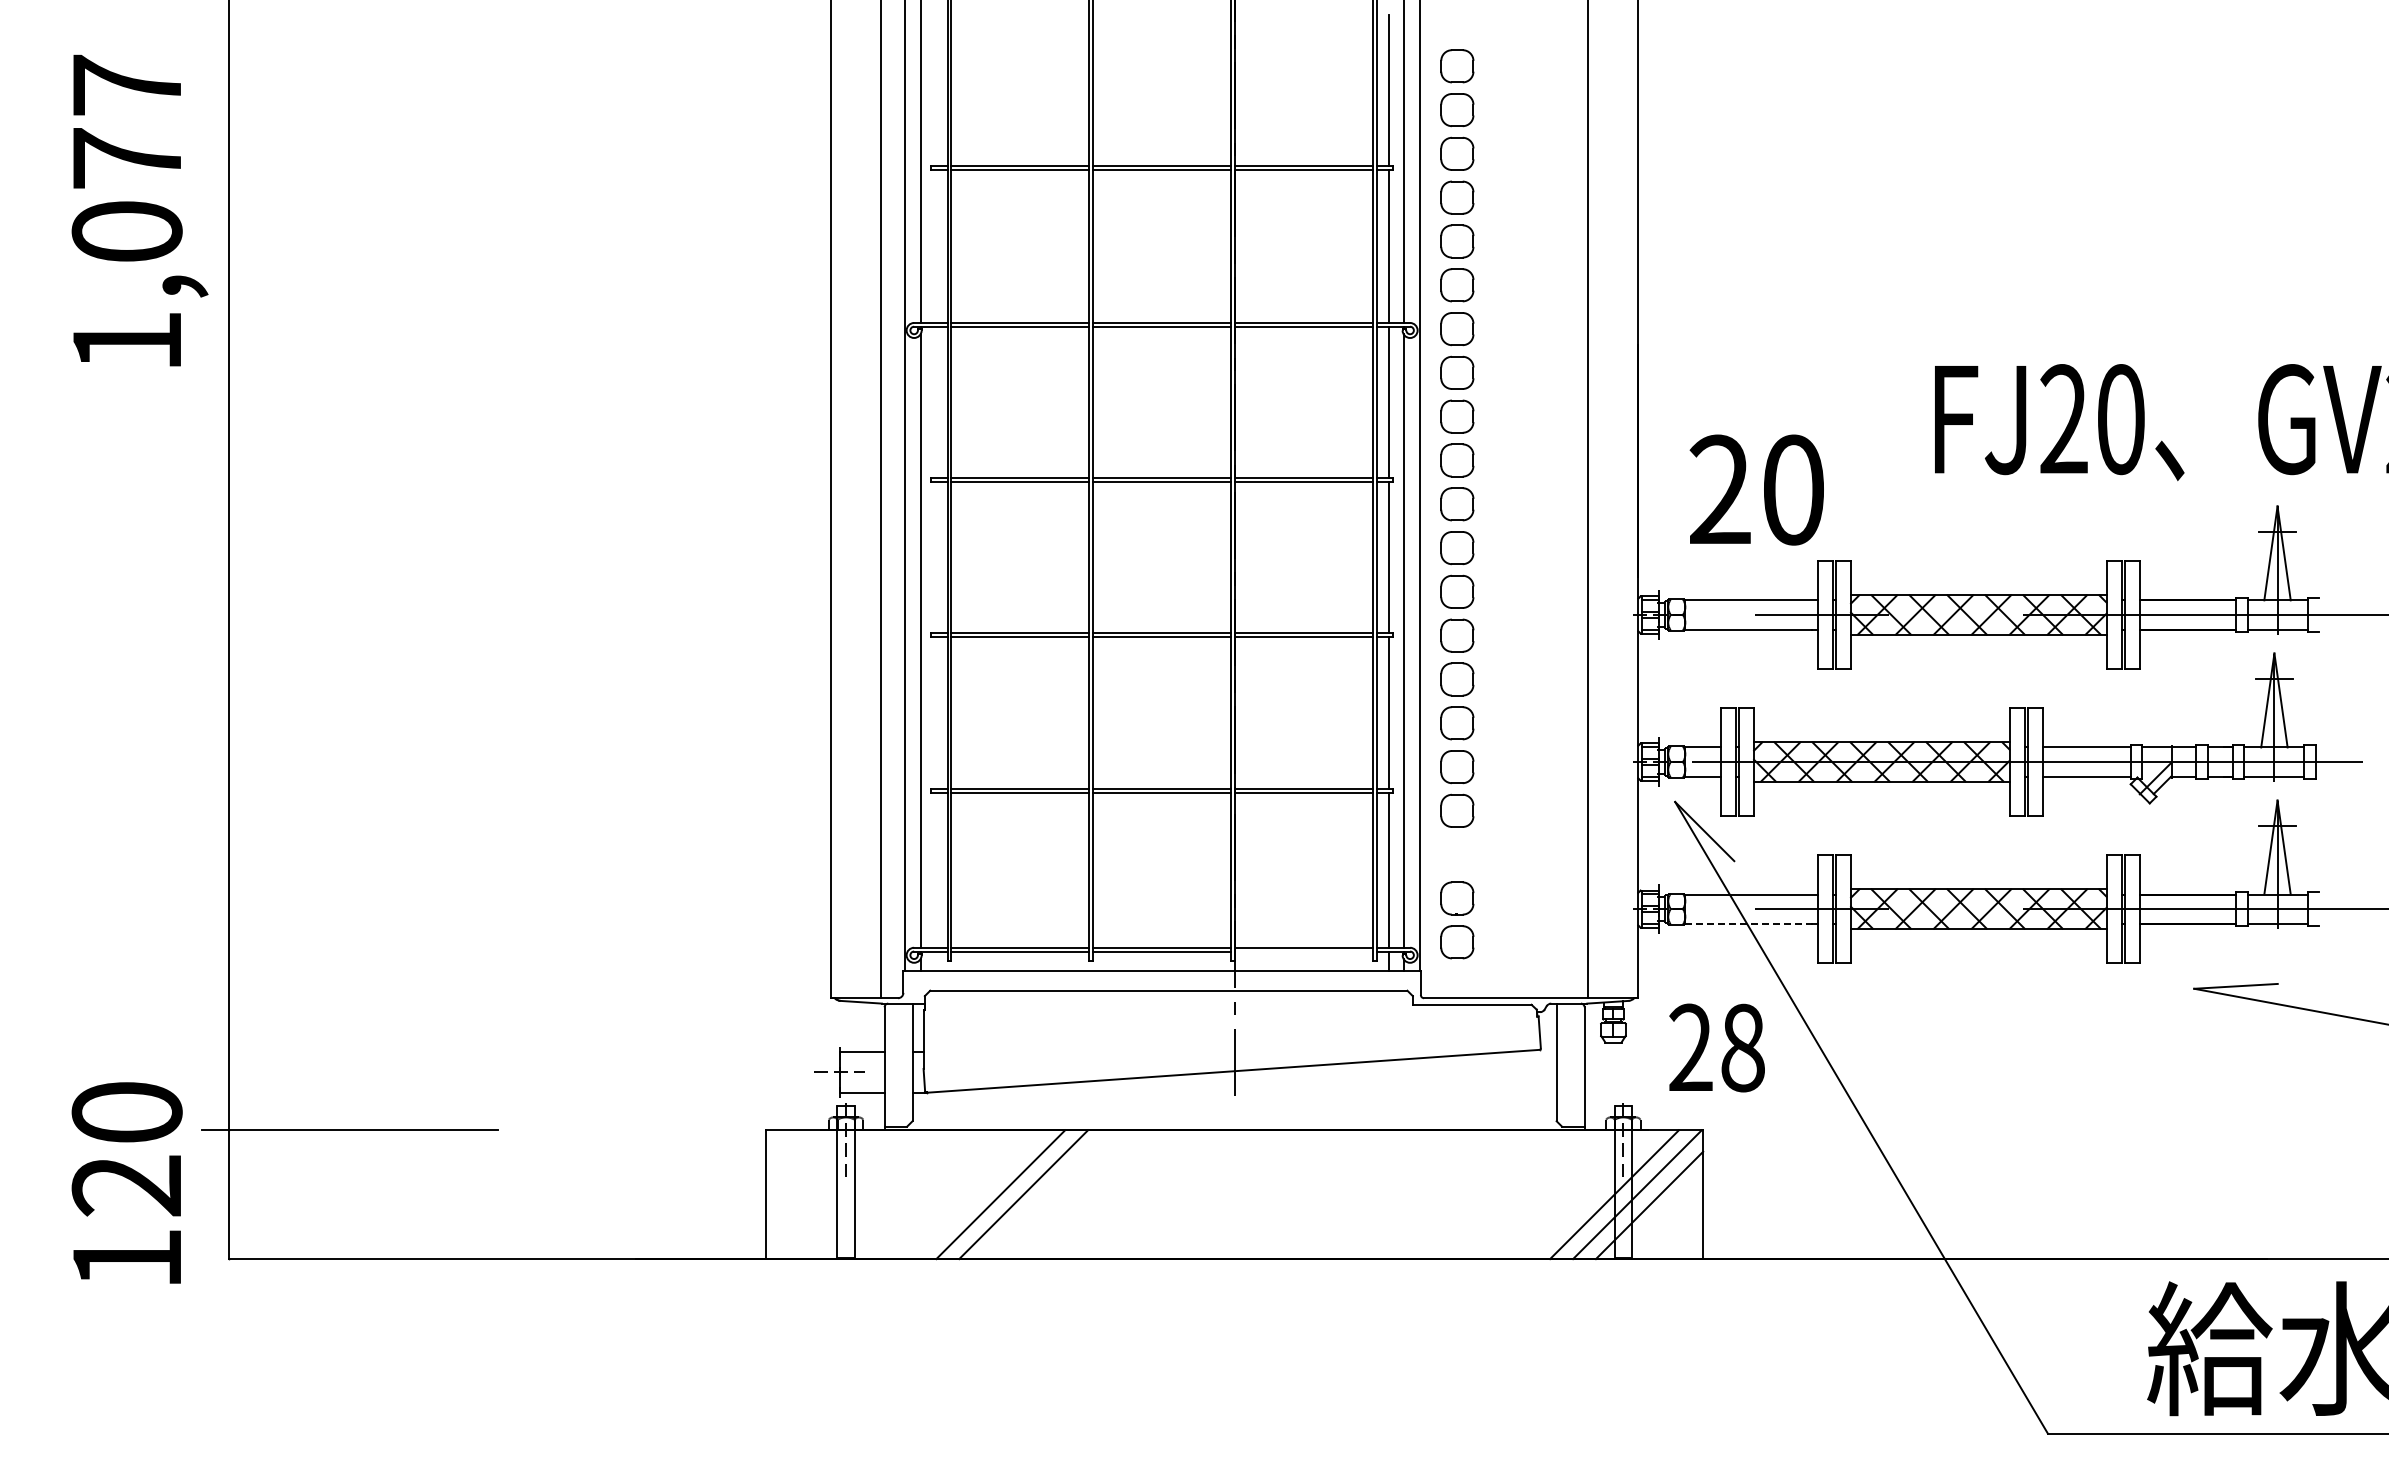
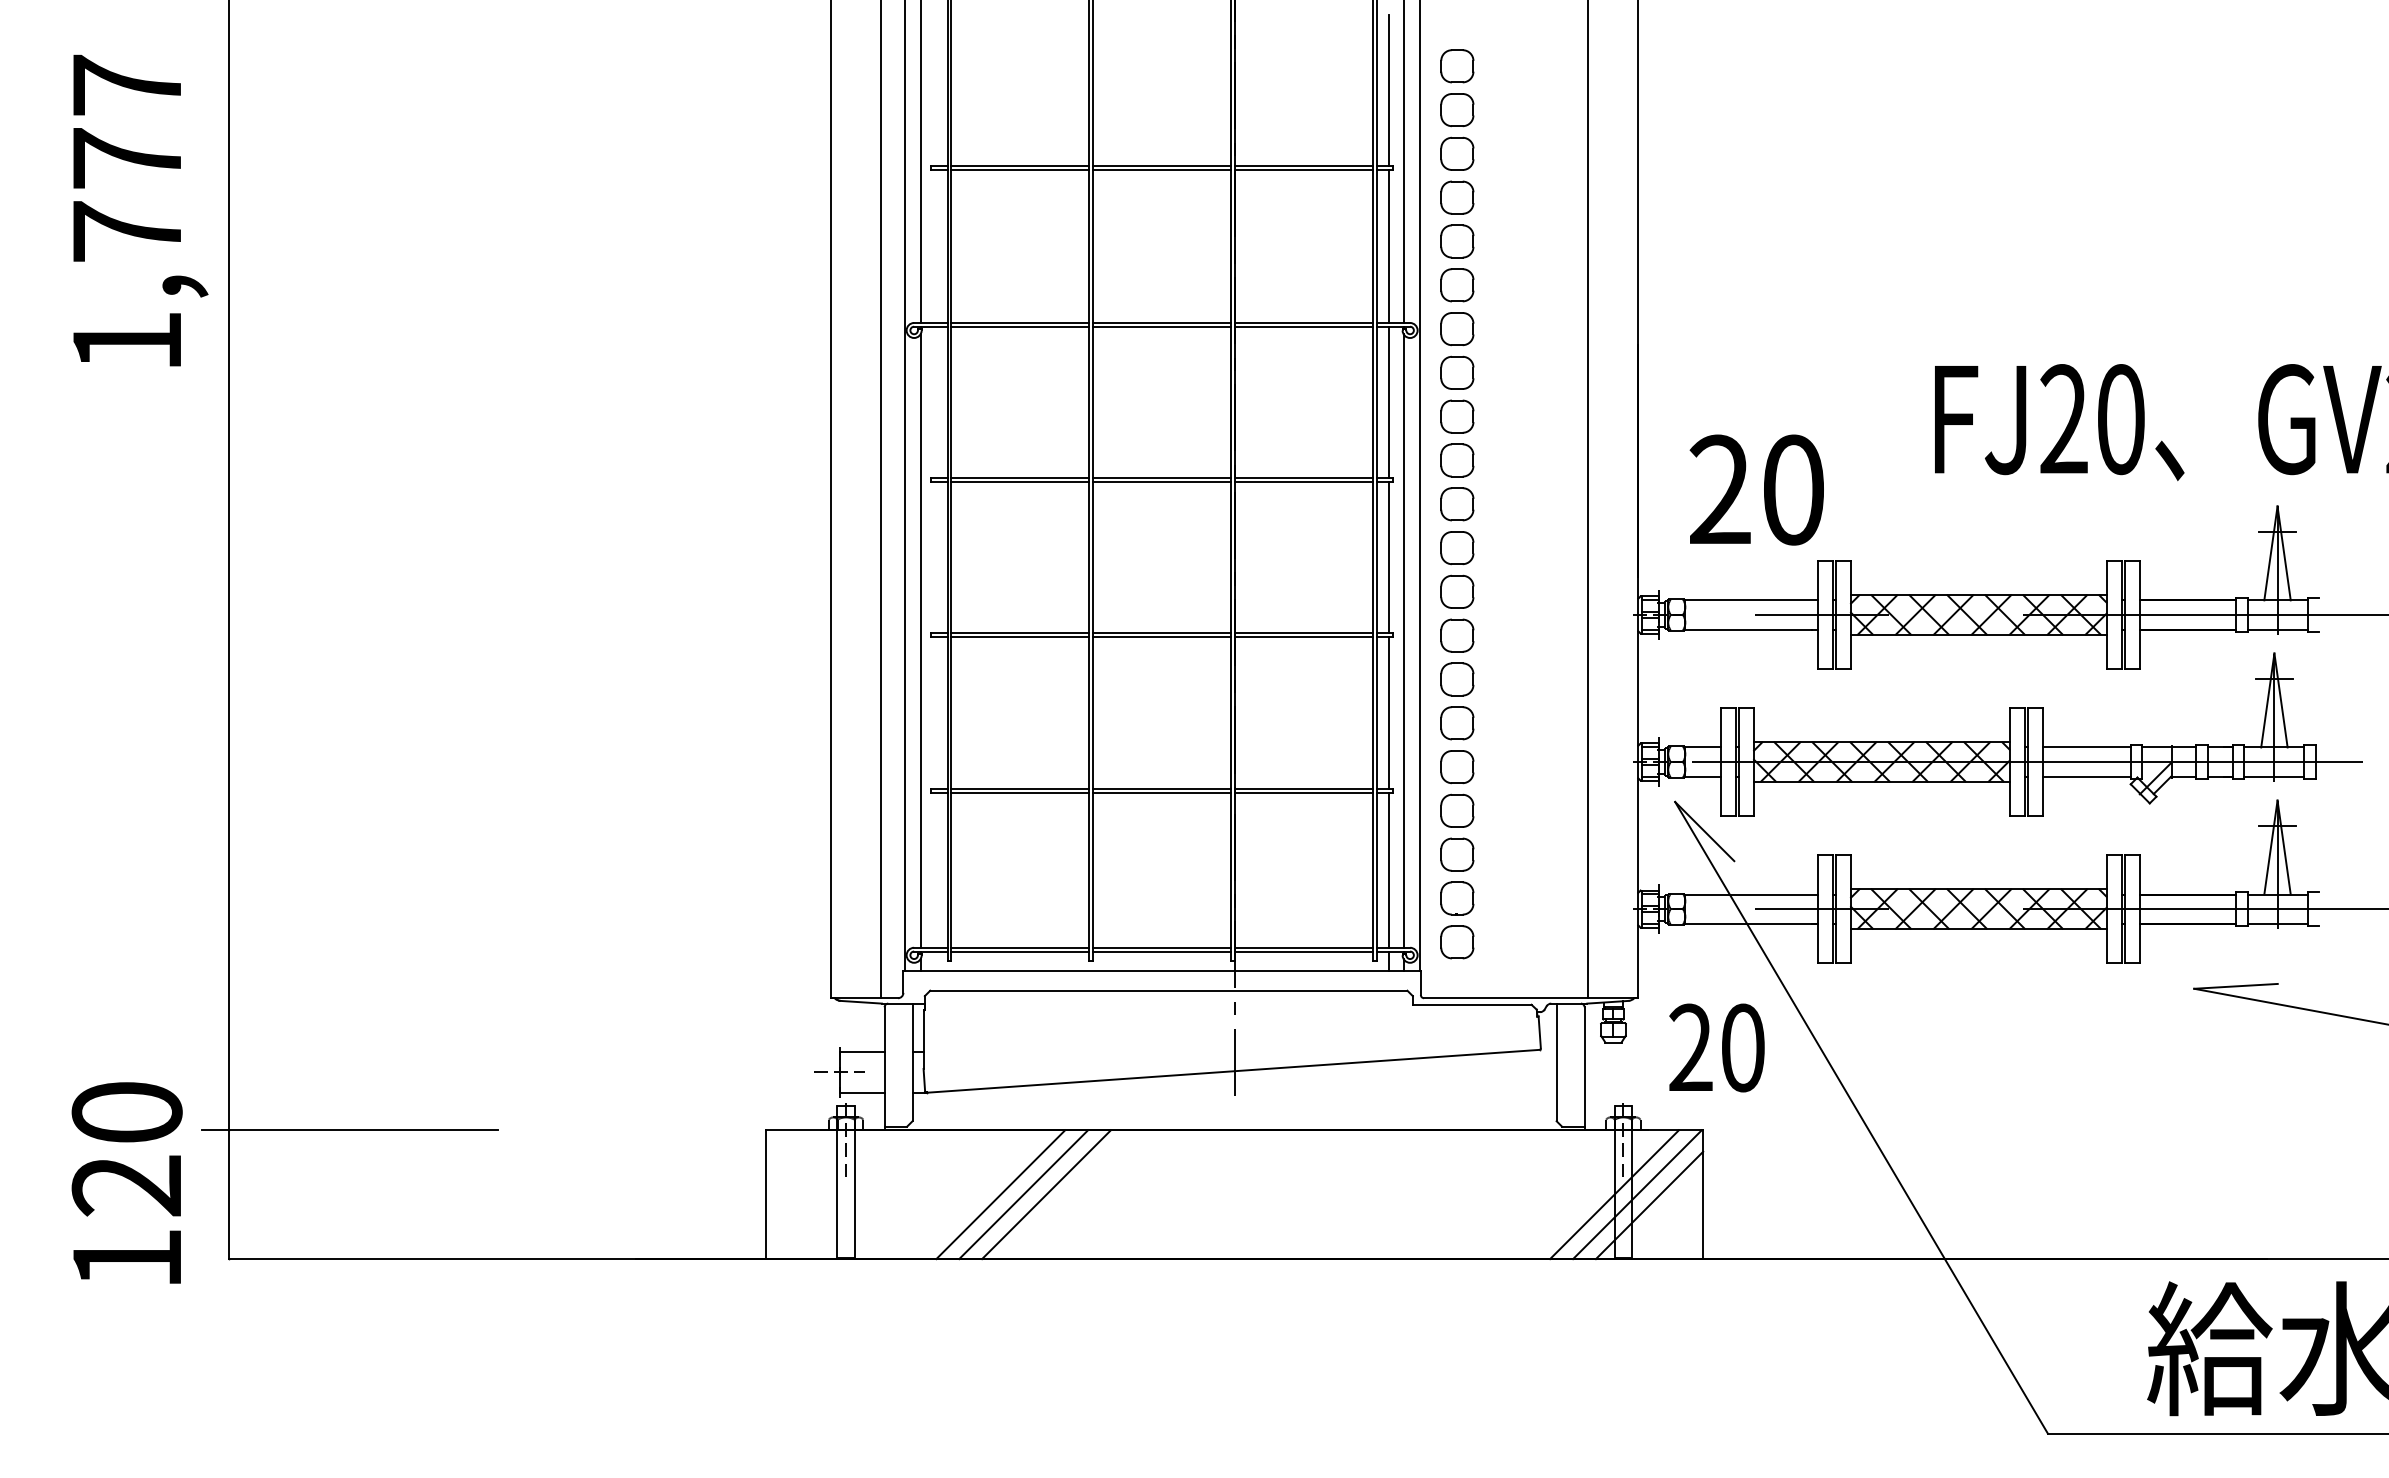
text: 1,077 -> 1,777 (126, 231)
part: none -> present (1457, 854)
line: dashed -> solid (1752, 923)
line: none -> present (1303, 951)
text: 28 -> 20 (1742, 1047)
line: none -> present (1046, 1194)
